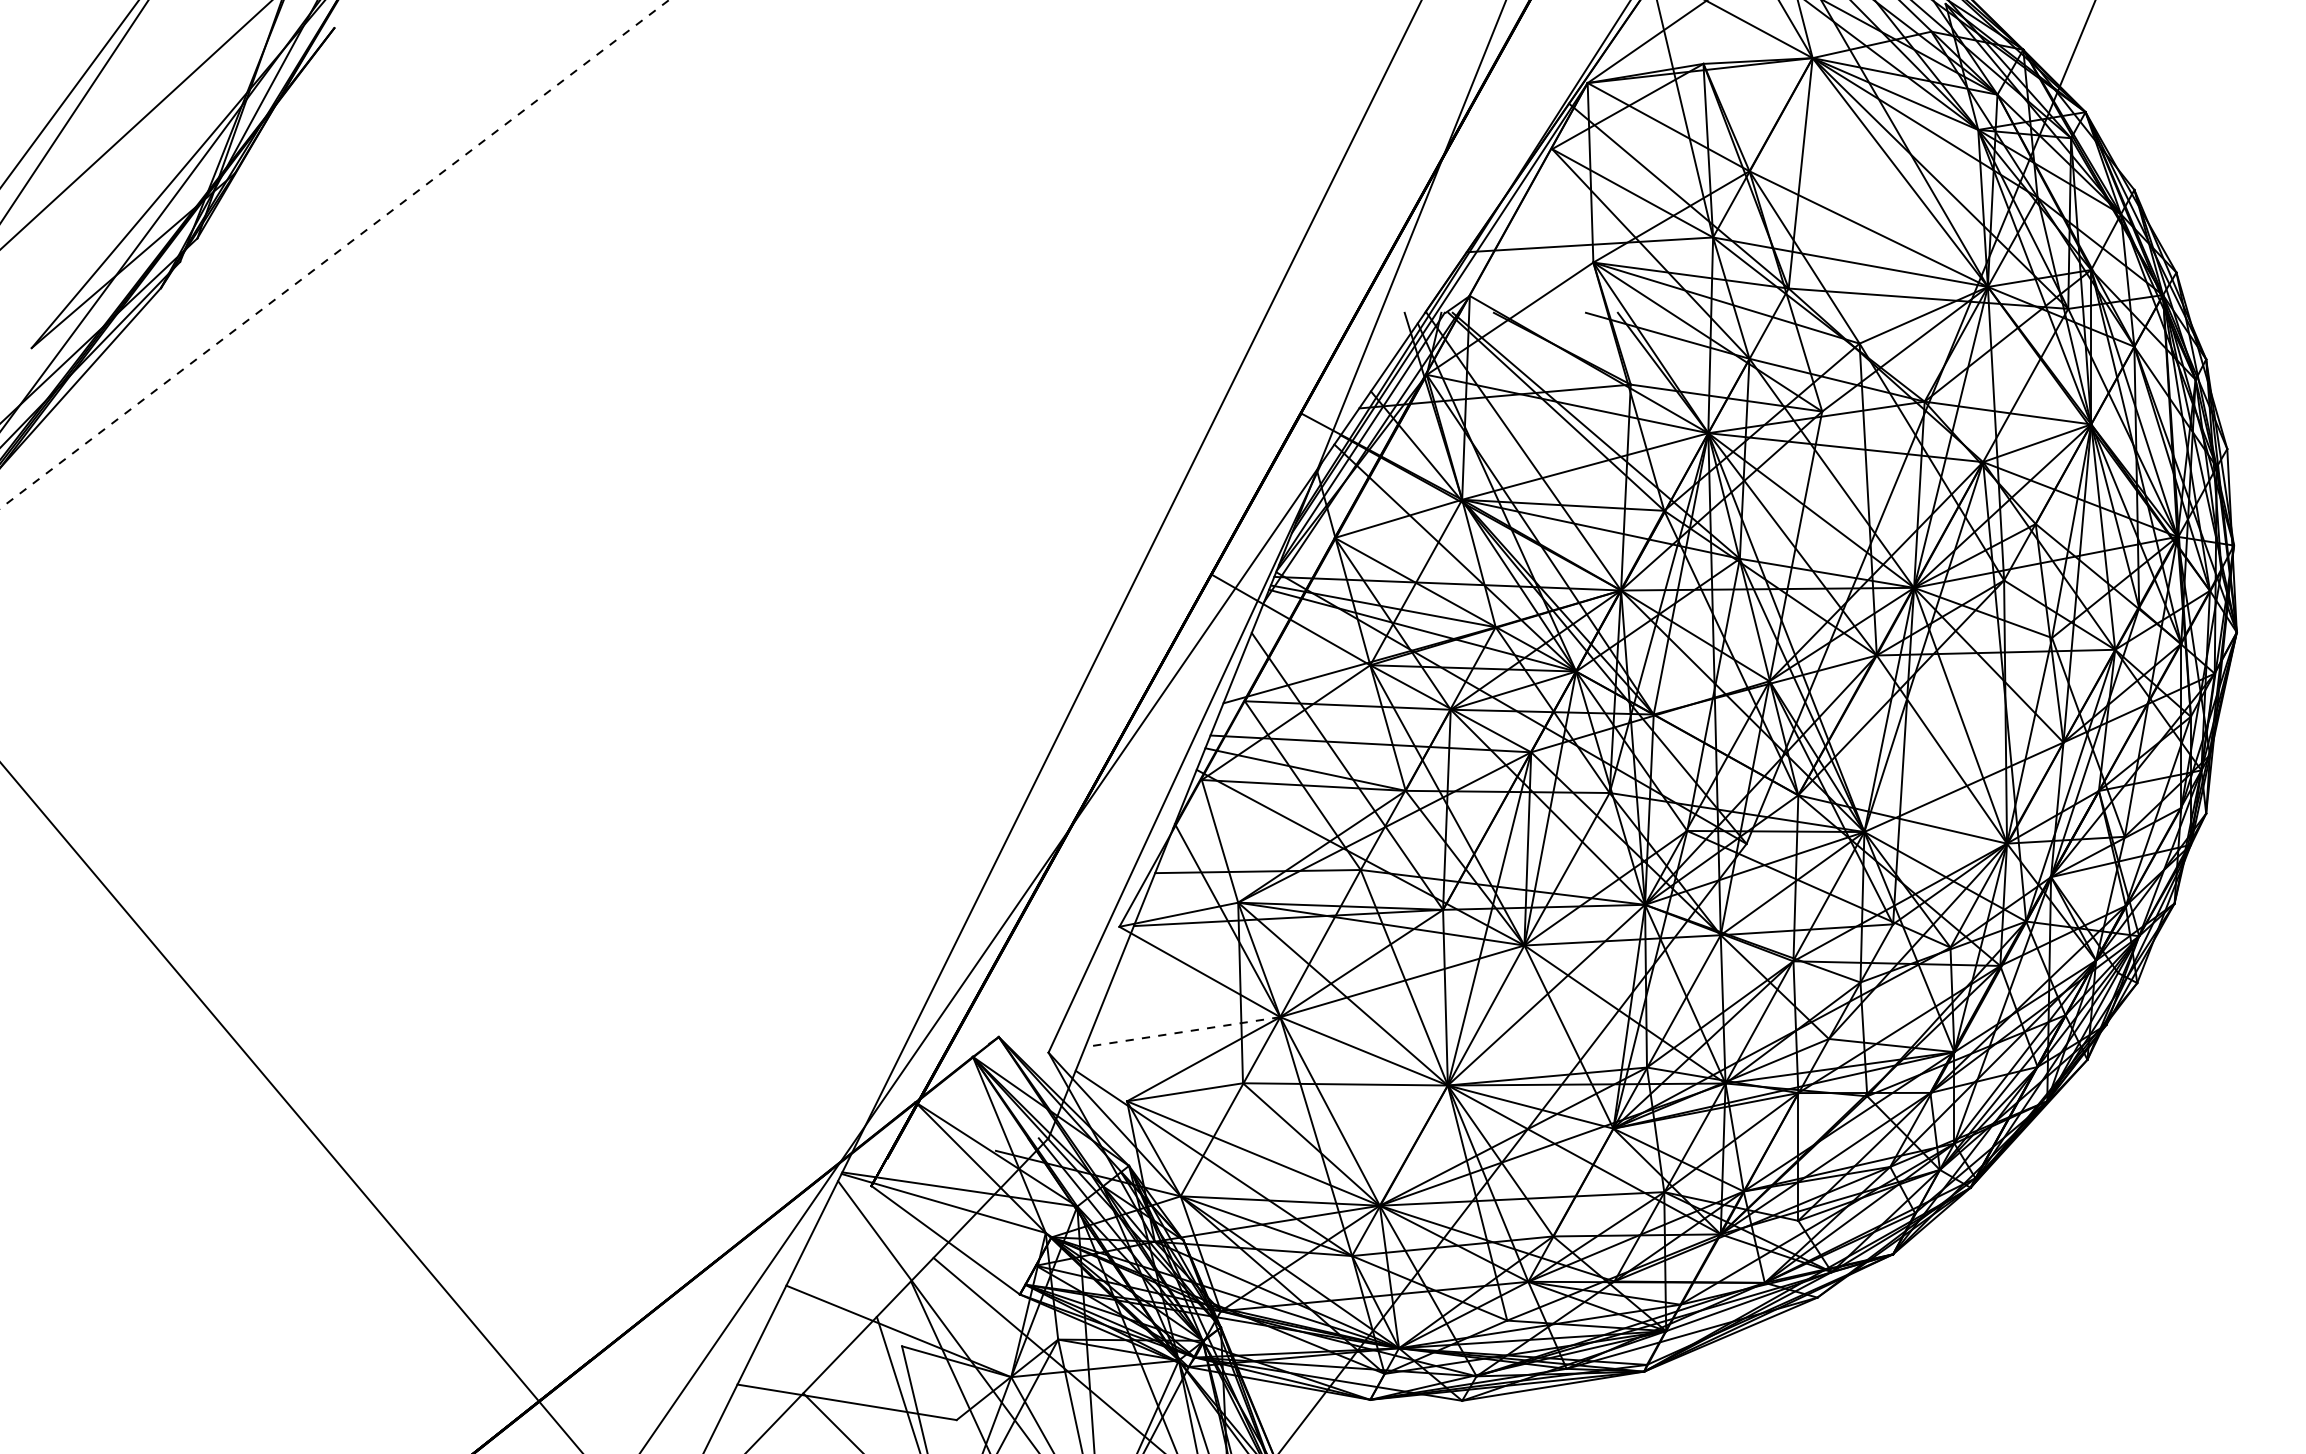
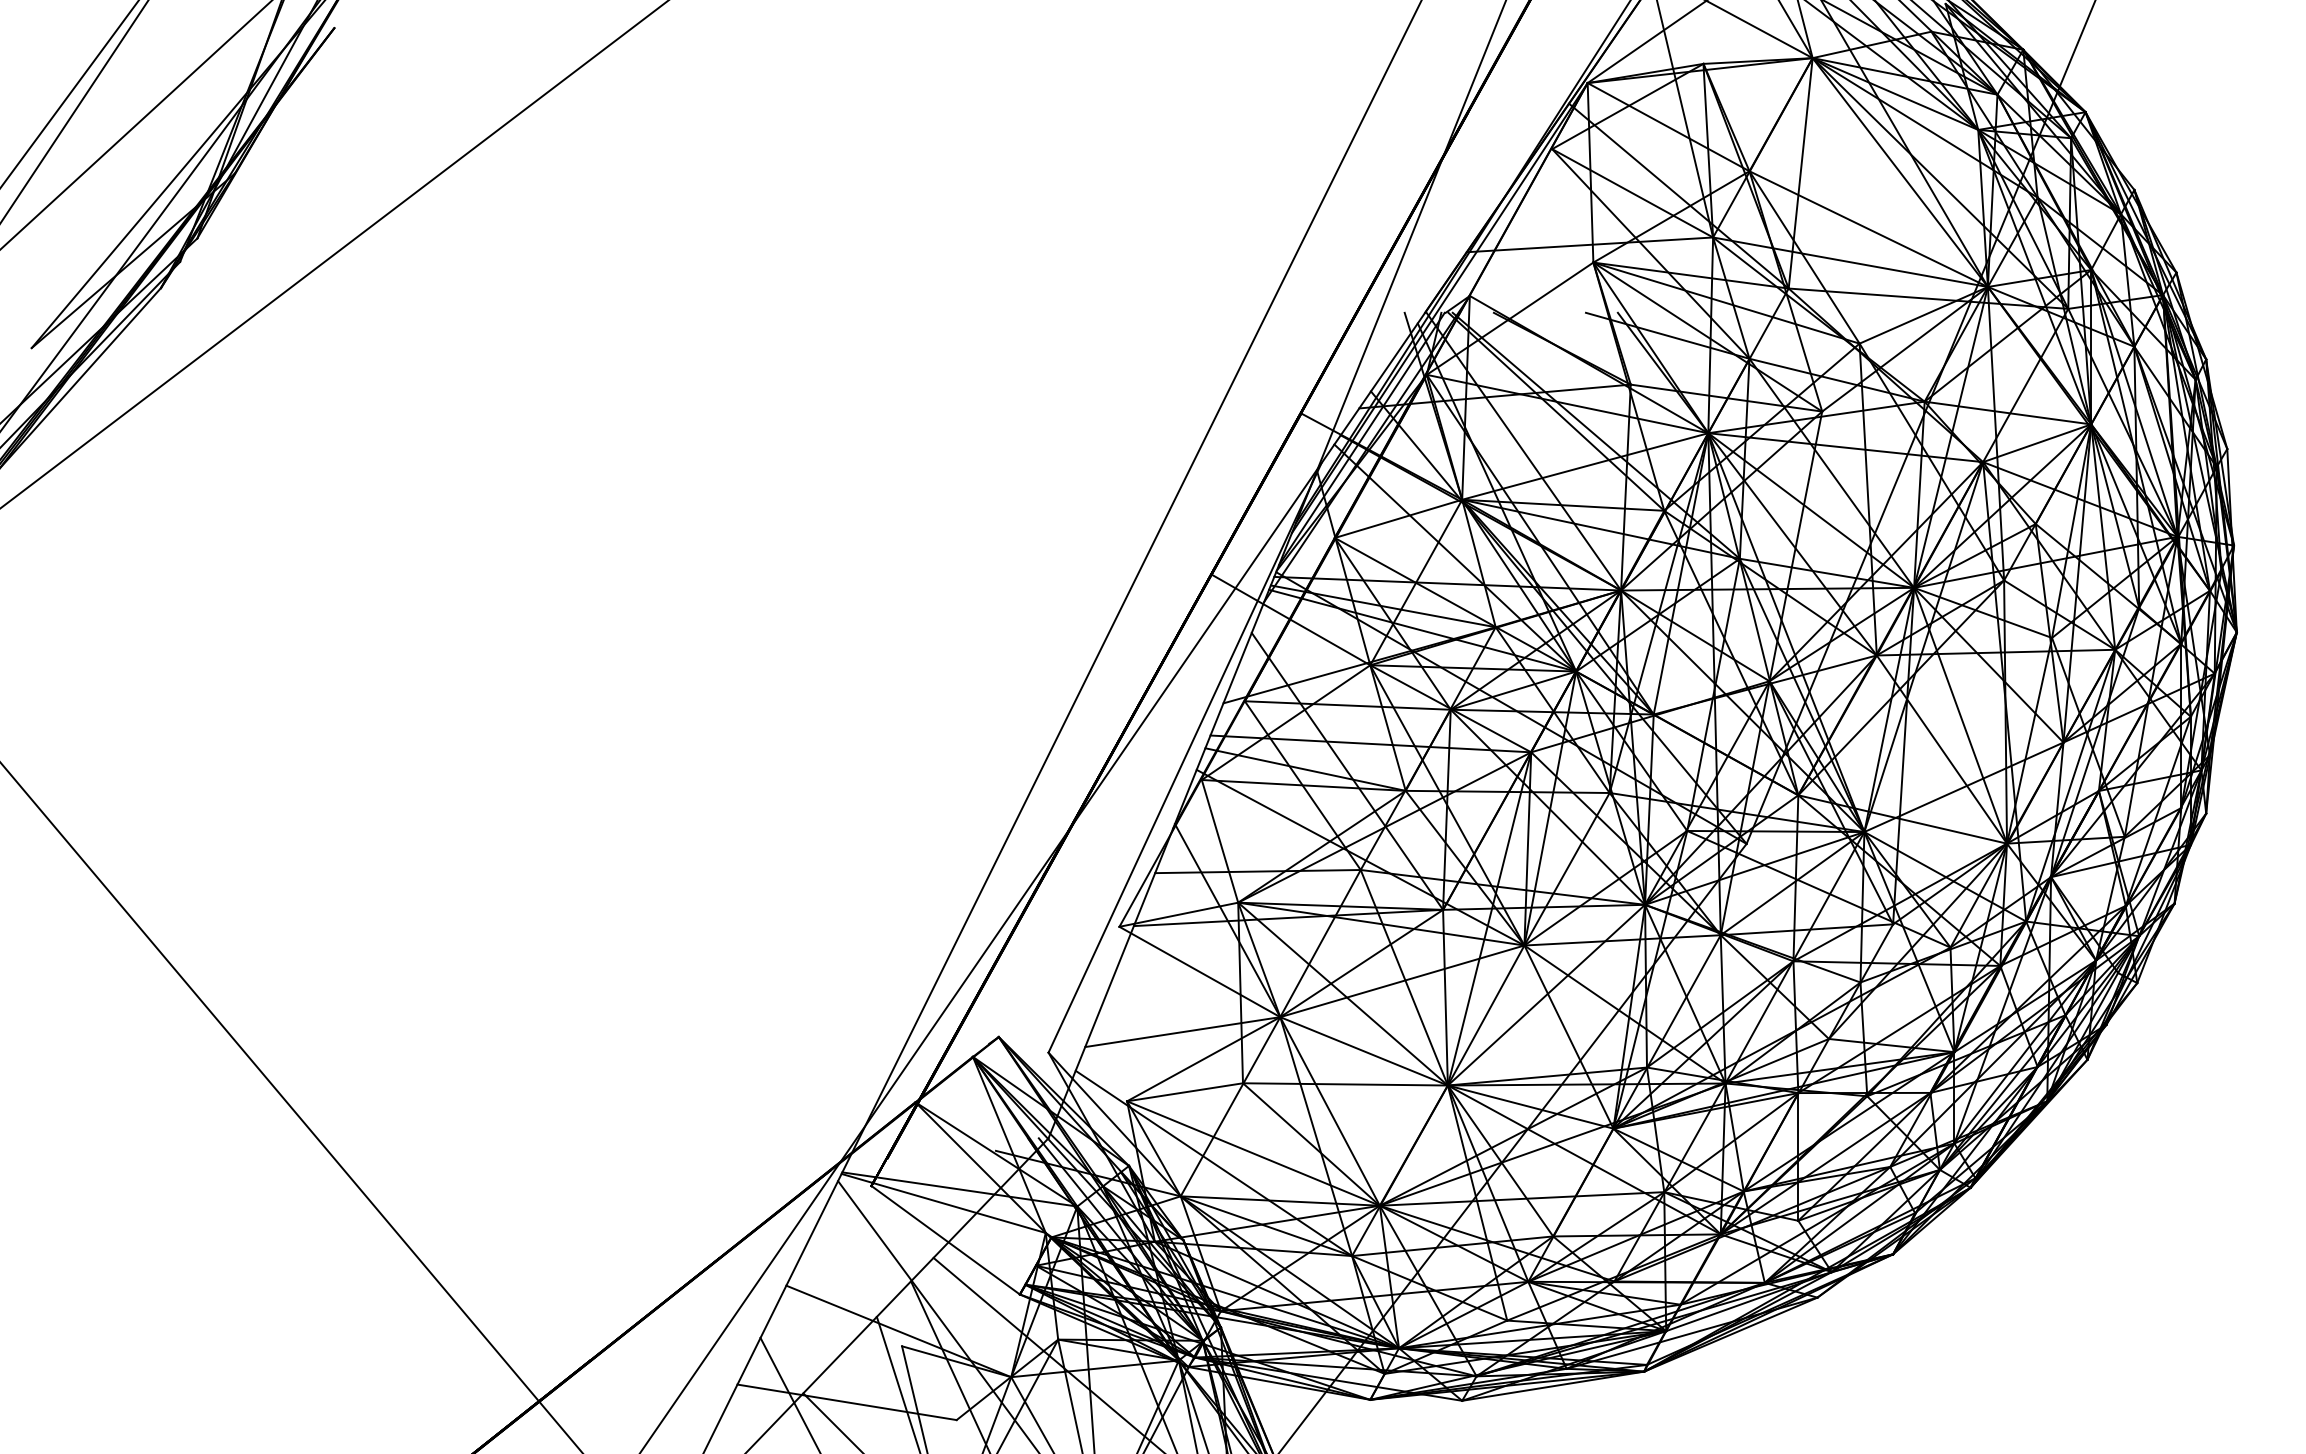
line: dashed -> solid (334, 254)
line: dashed -> solid (1182, 1032)
line: none -> present (789, 1393)
